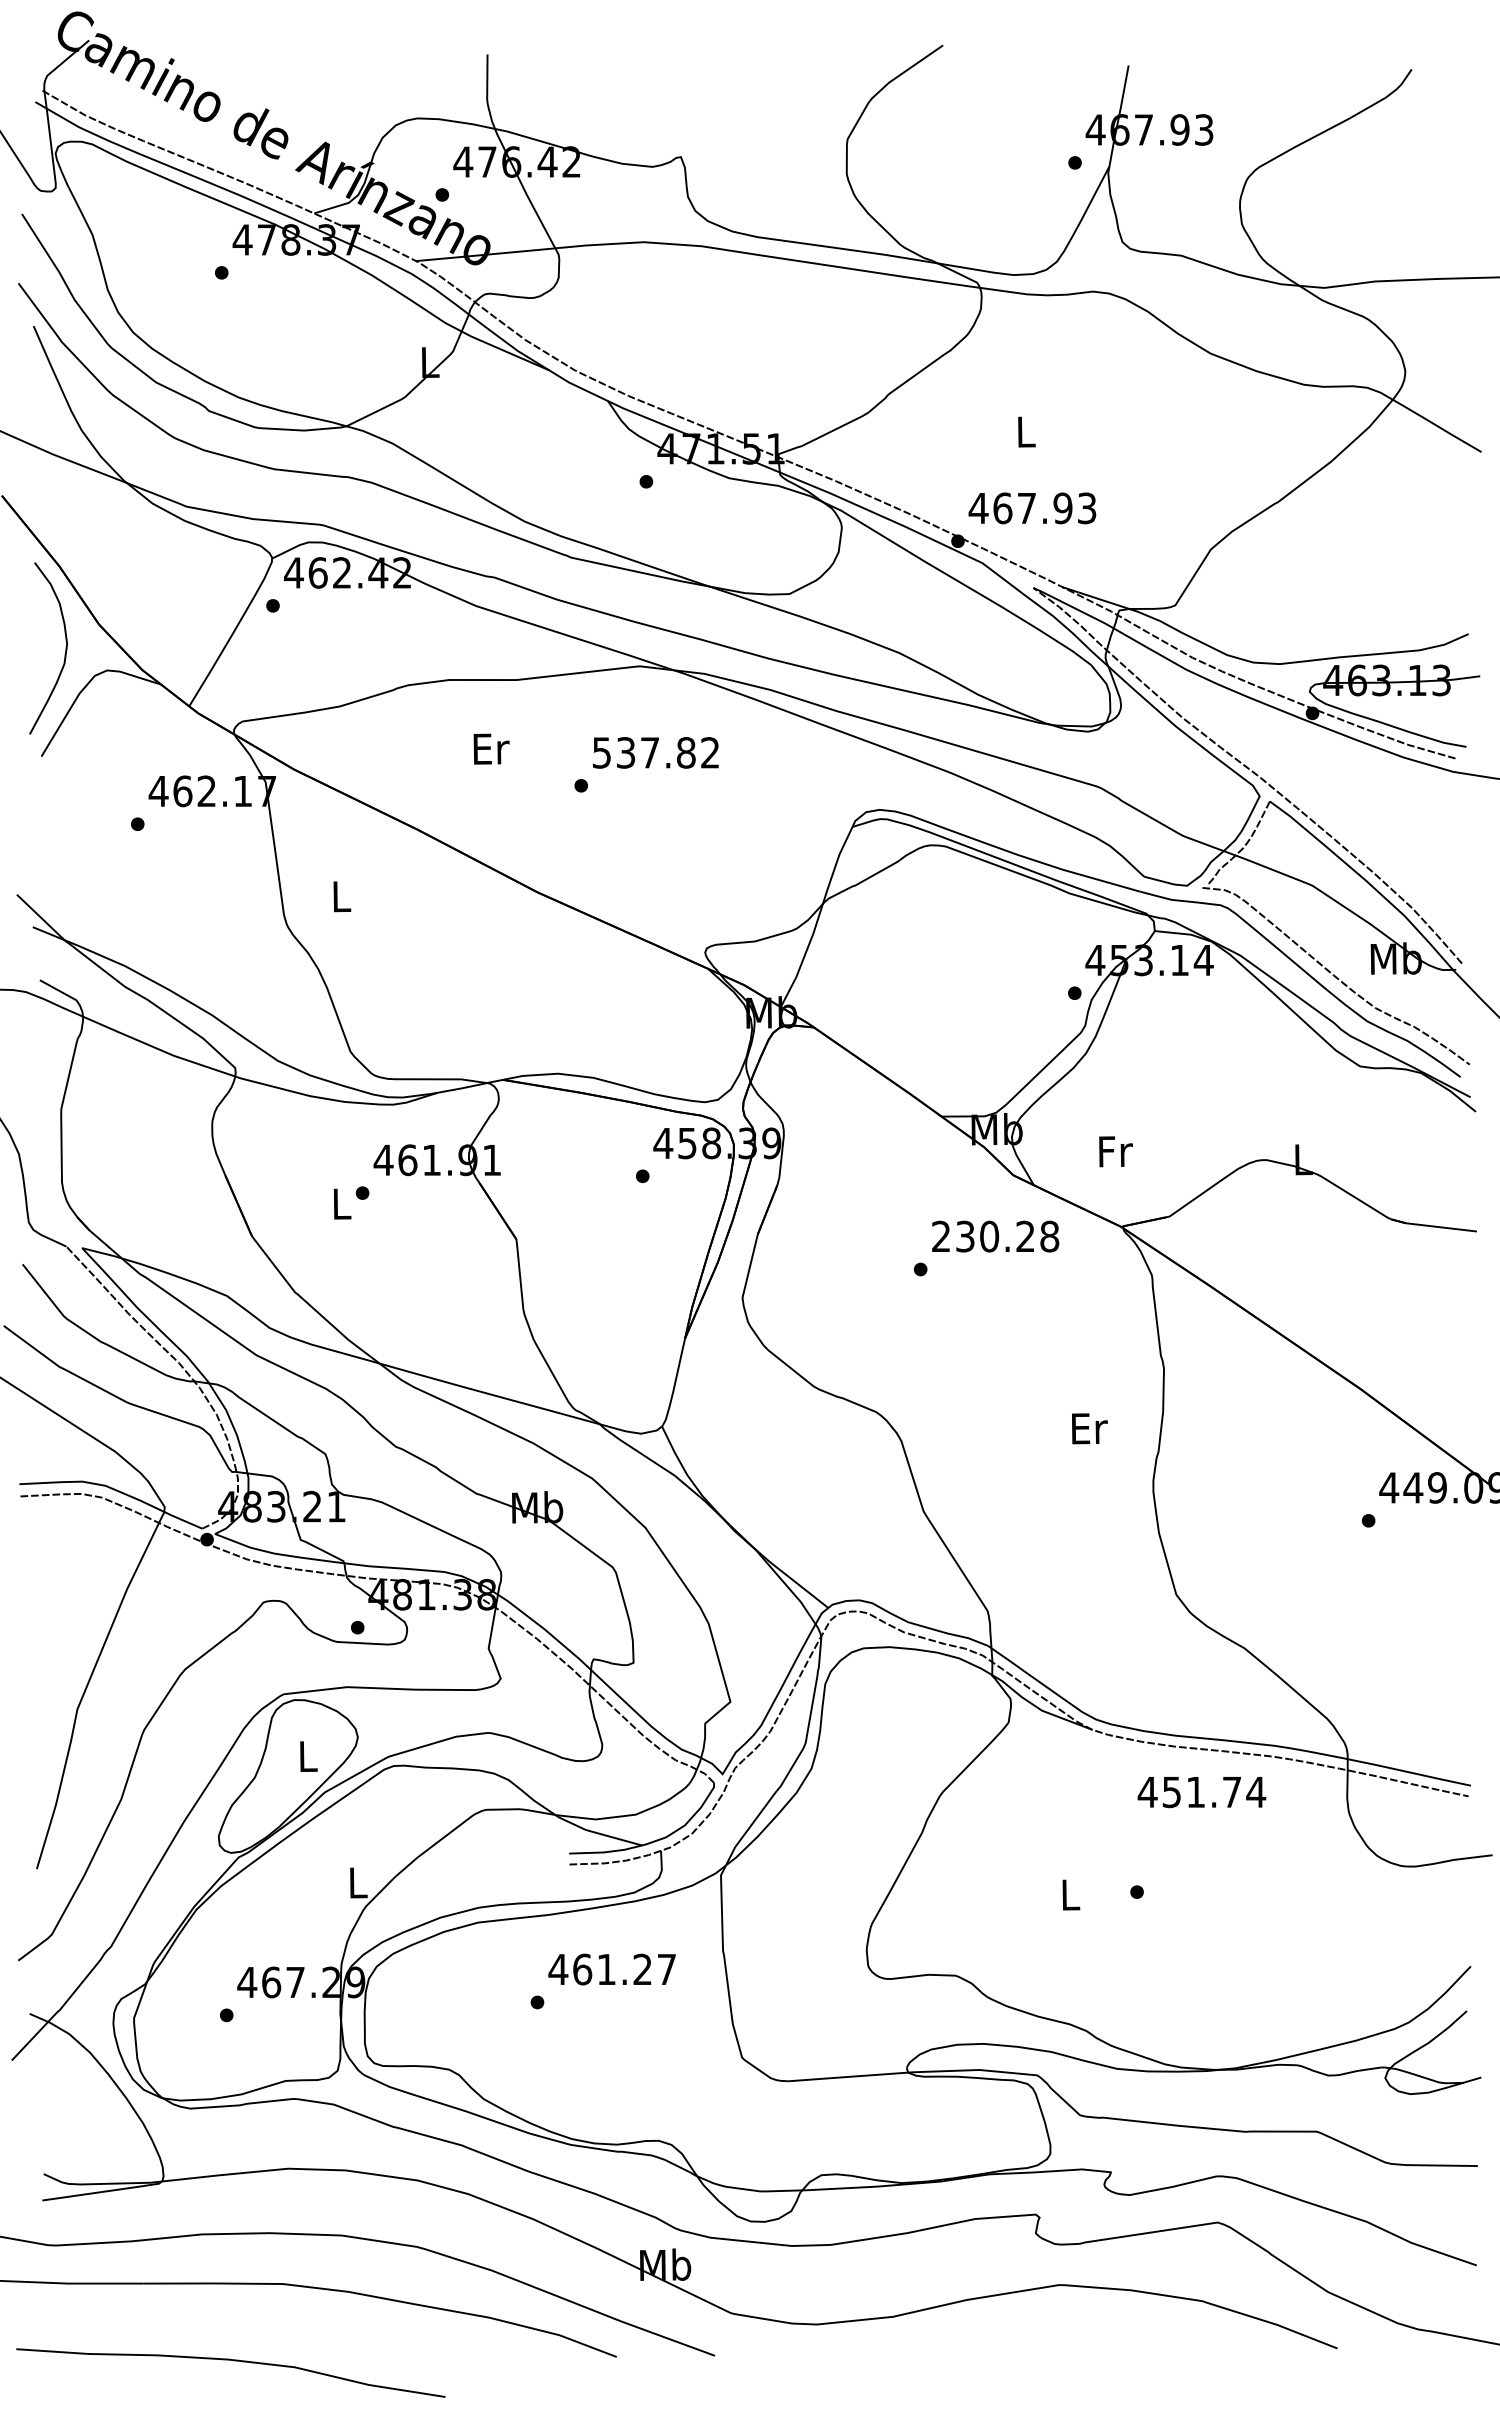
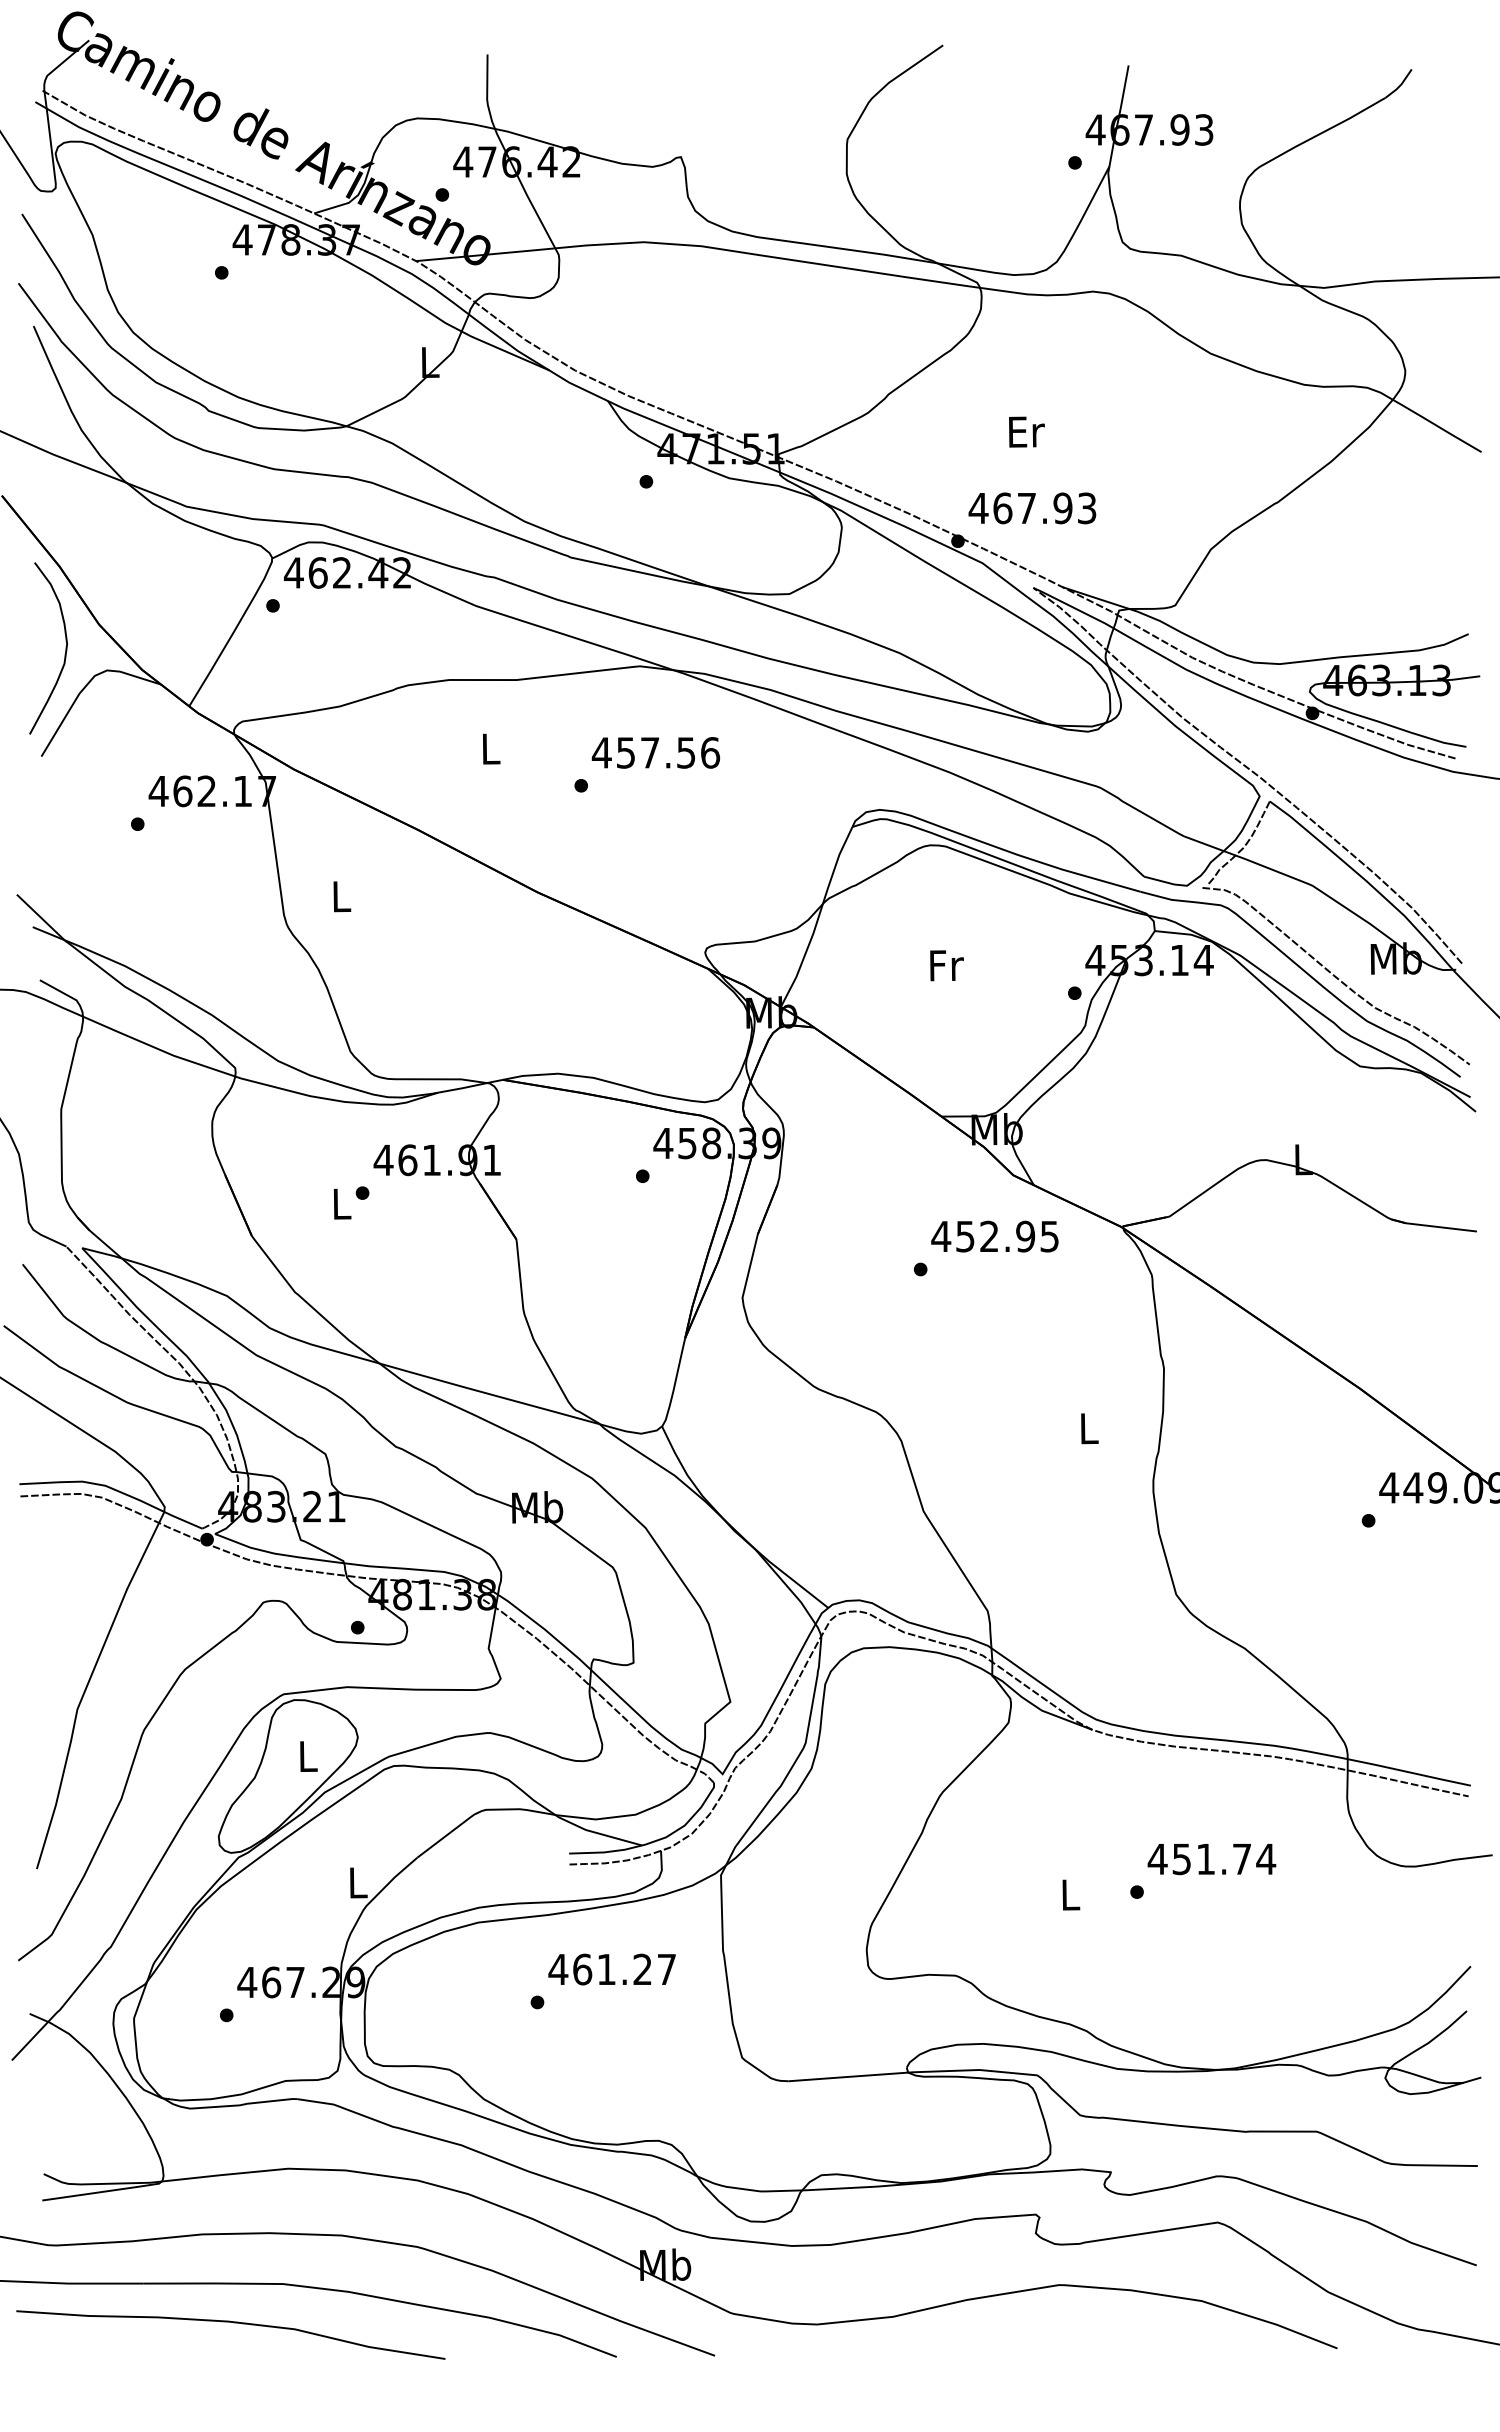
text: L -> Er (1026, 431)
text: Er -> L (491, 748)
text: 537.82 -> 457.56 (655, 752)
text position: (1115, 1151) -> (946, 965) (946, 965)
text: 230.28 -> 452.95 (995, 1236)
text: Er -> L (1089, 1428)
text position: (1201, 1792) -> (1211, 1859) (1211, 1859)
curve position: (233, 2361) -> (233, 2323) (233, 2323)
